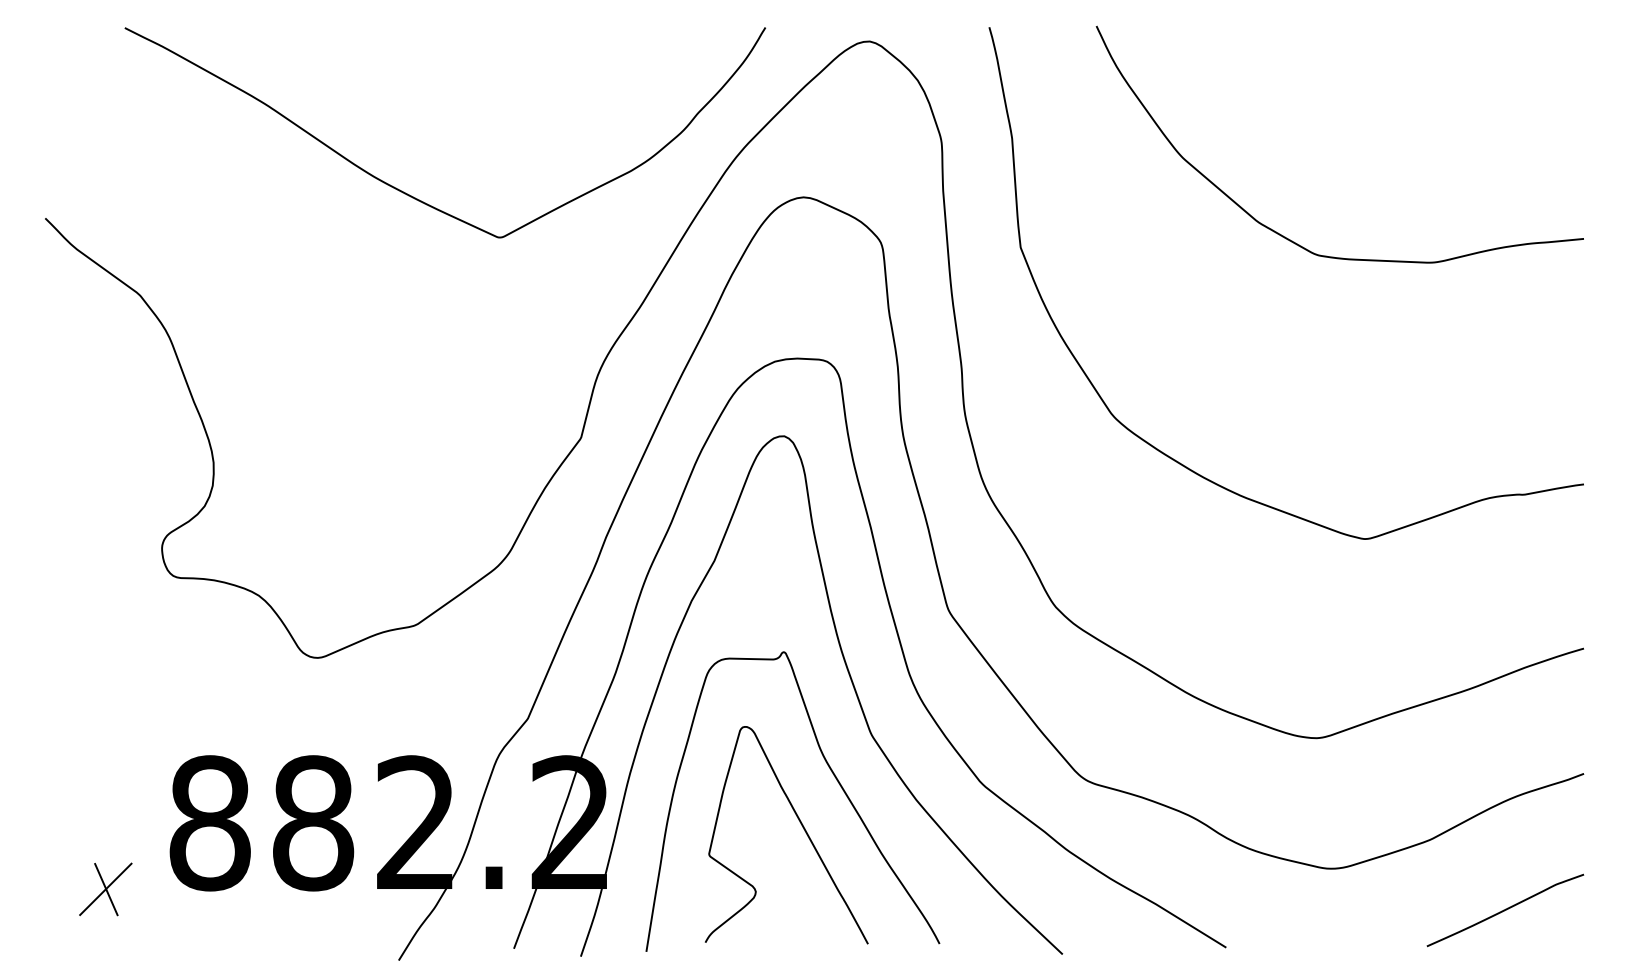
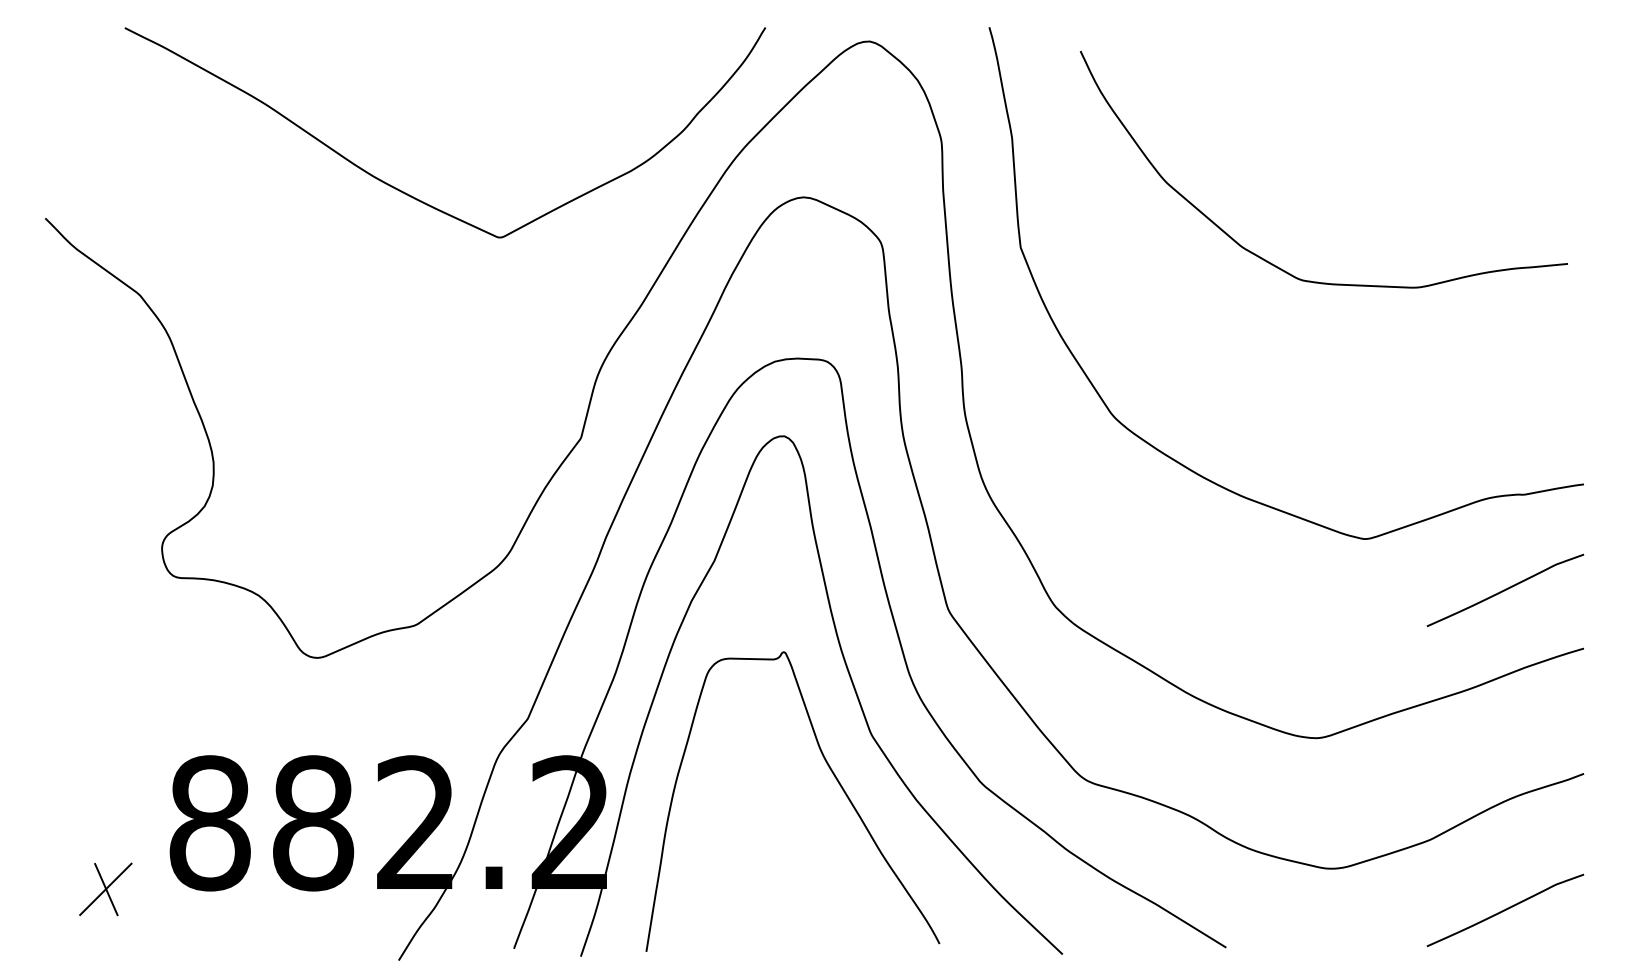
curve position: (1285, 236) -> (1269, 261) (1269, 261)
curve: none -> present (1505, 590)
curve: present -> none (802, 827)
